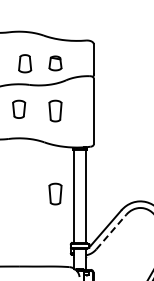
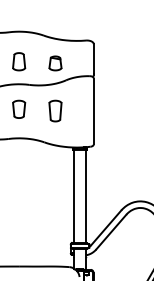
part position: (25, 63) -> (19, 61) (19, 61)
part: present -> none (55, 193)
line: dashed -> solid (111, 232)
